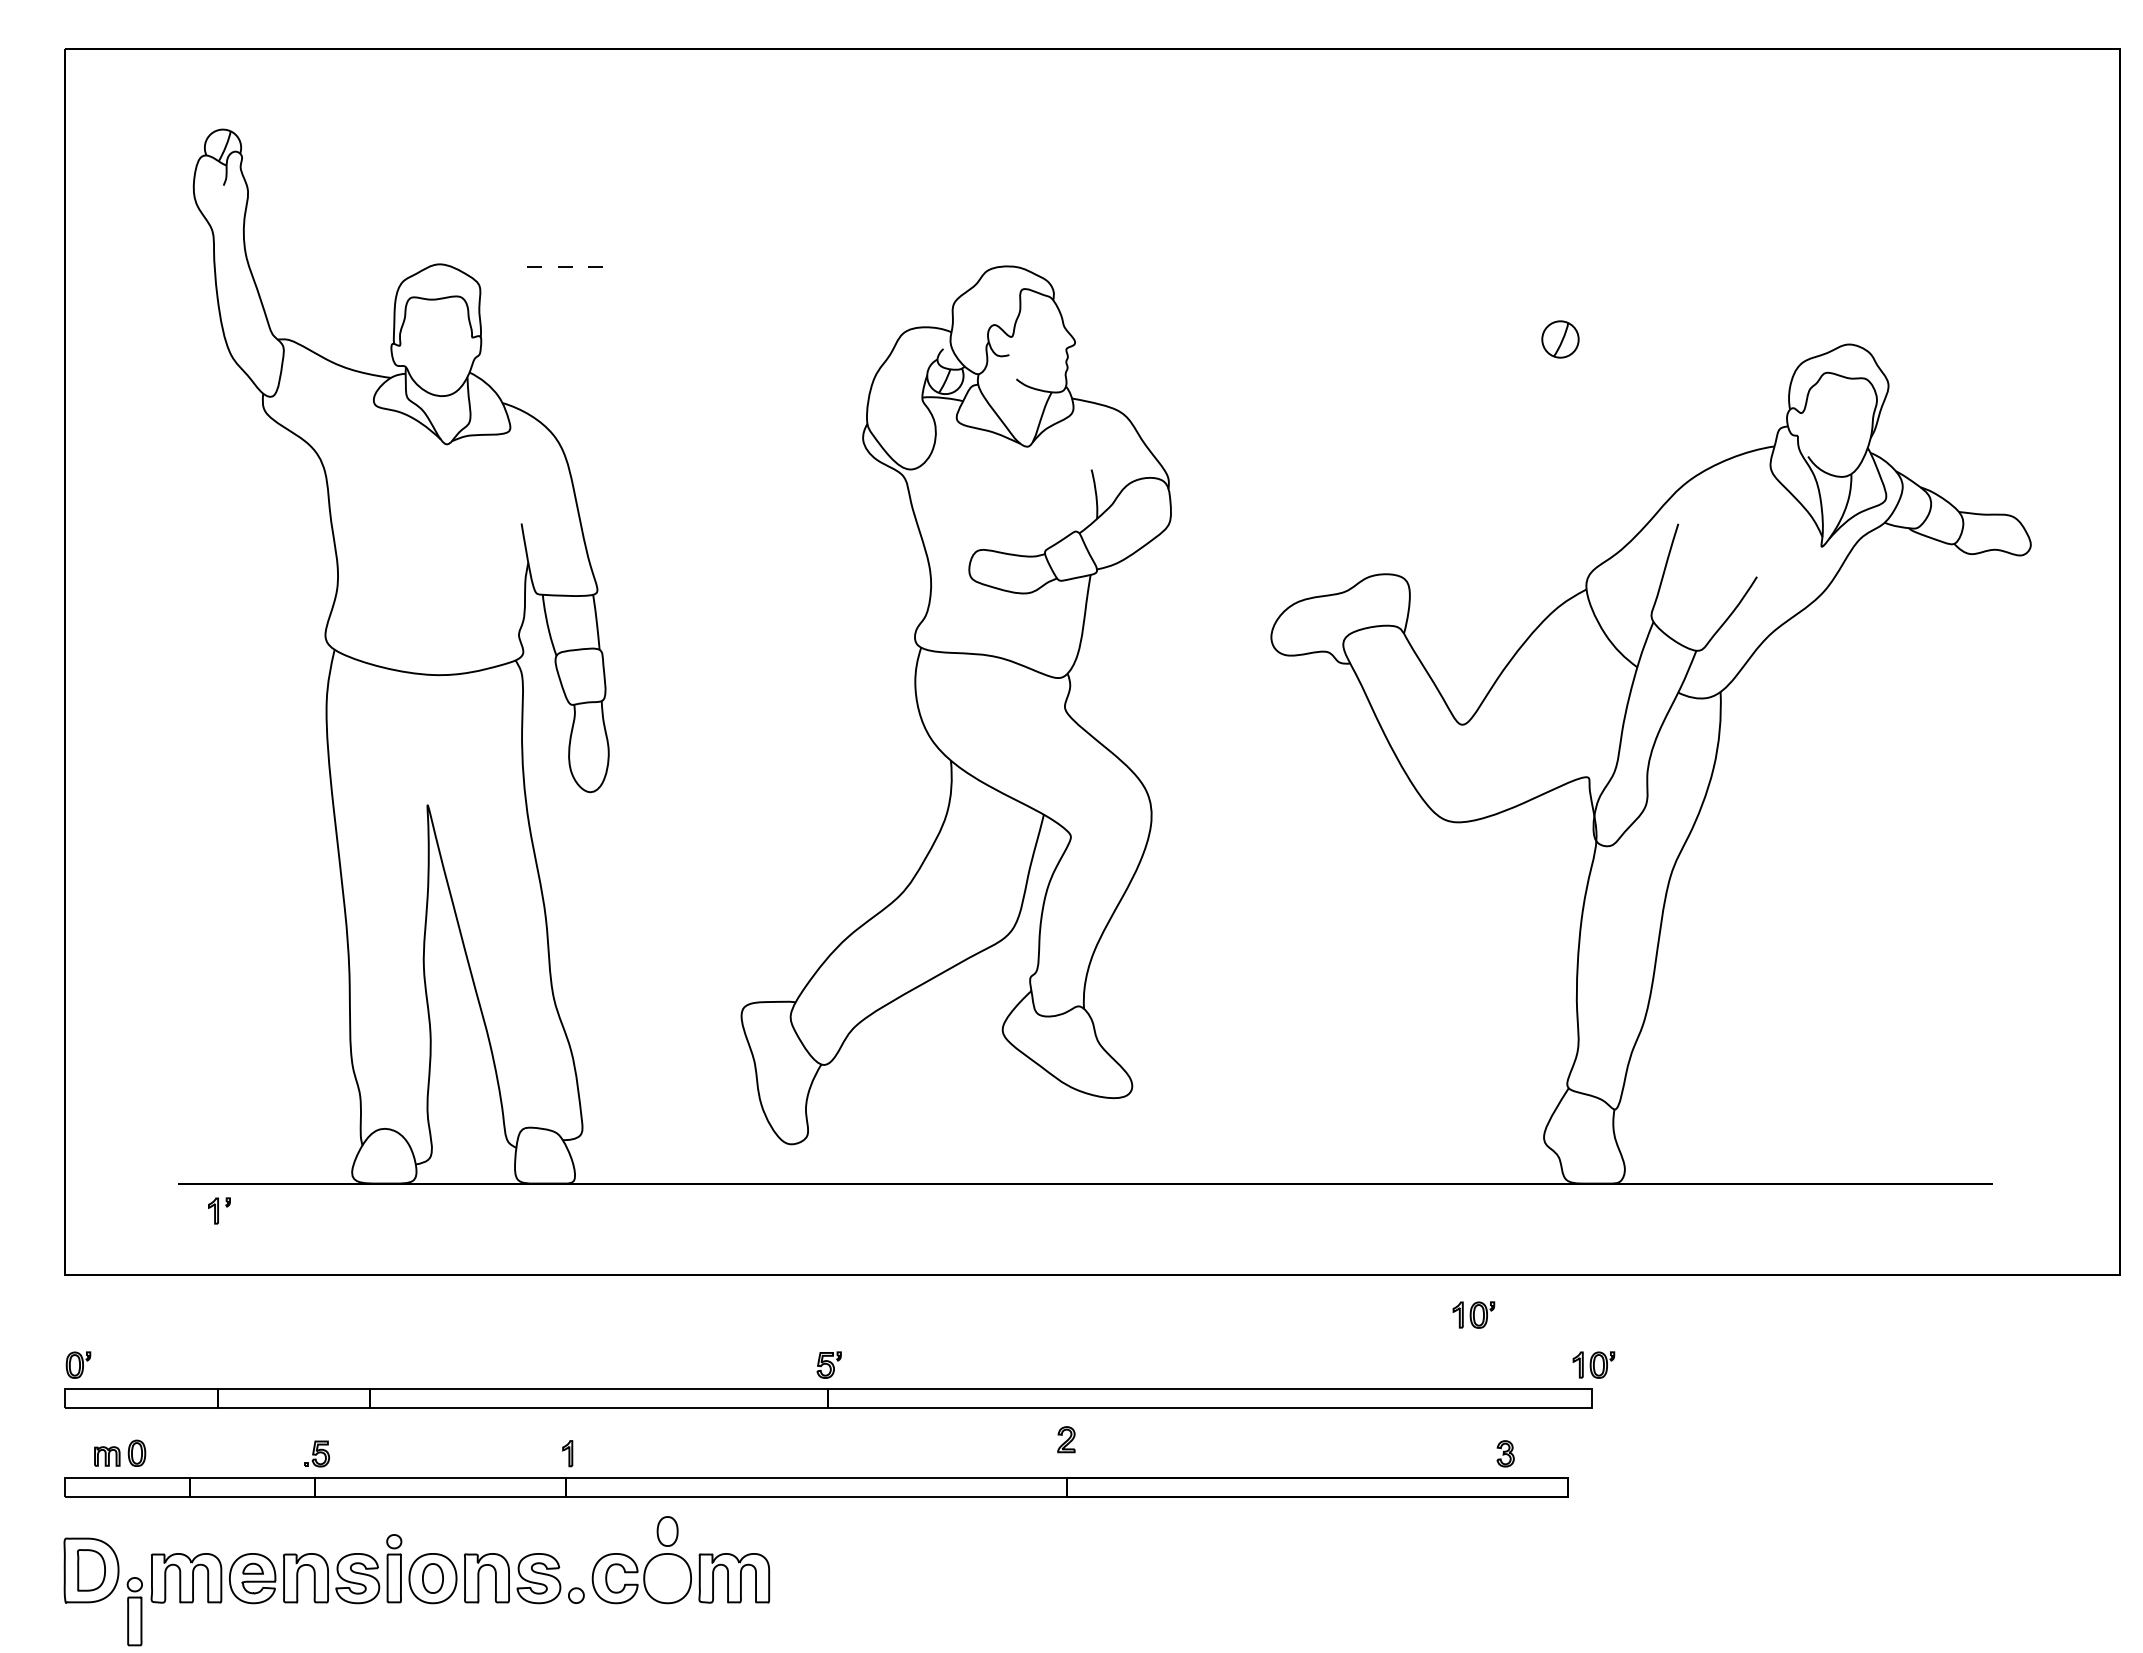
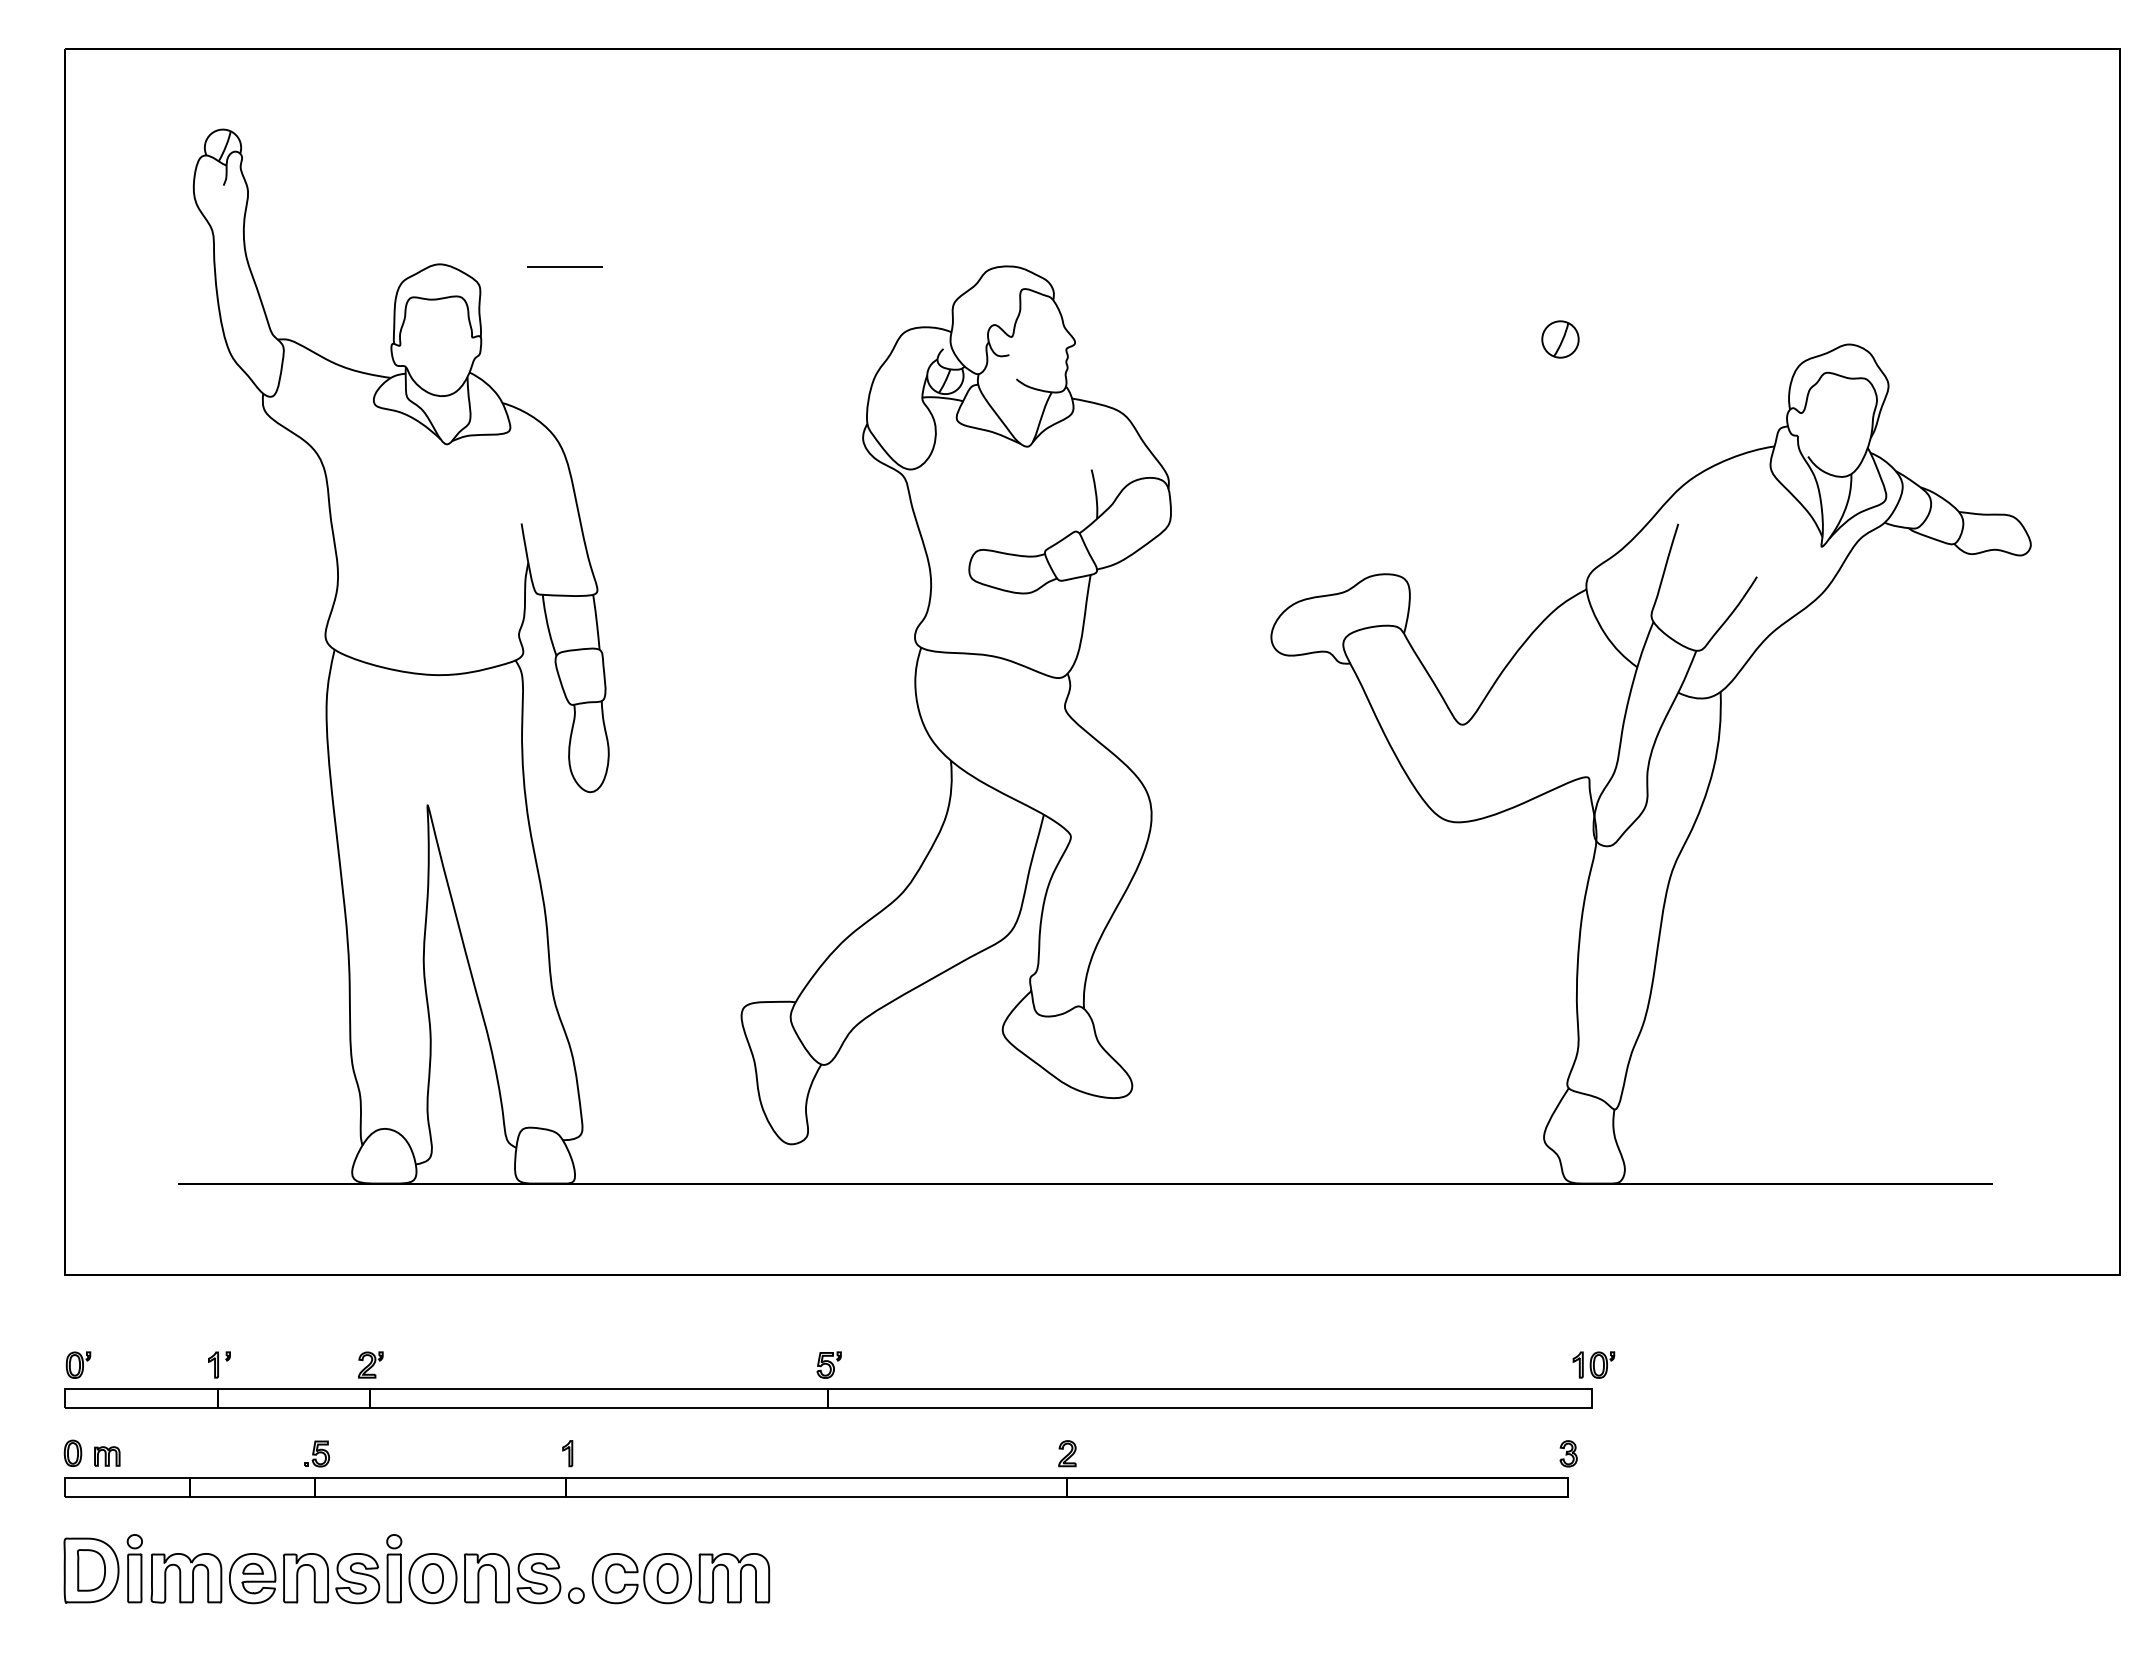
line: dashed -> solid (565, 267)
part position: (219, 1210) -> (219, 1364) (219, 1364)
part: present -> none (1473, 1314)
part: none -> present (370, 1364)
part position: (1066, 1439) -> (1067, 1453) (1067, 1453)
part position: (136, 1452) -> (72, 1452) (72, 1452)
part position: (1505, 1453) -> (1568, 1453) (1568, 1453)
part position: (667, 1531) -> (667, 1578) (667, 1578)
part position: (134, 1611) -> (134, 1568) (134, 1568)
